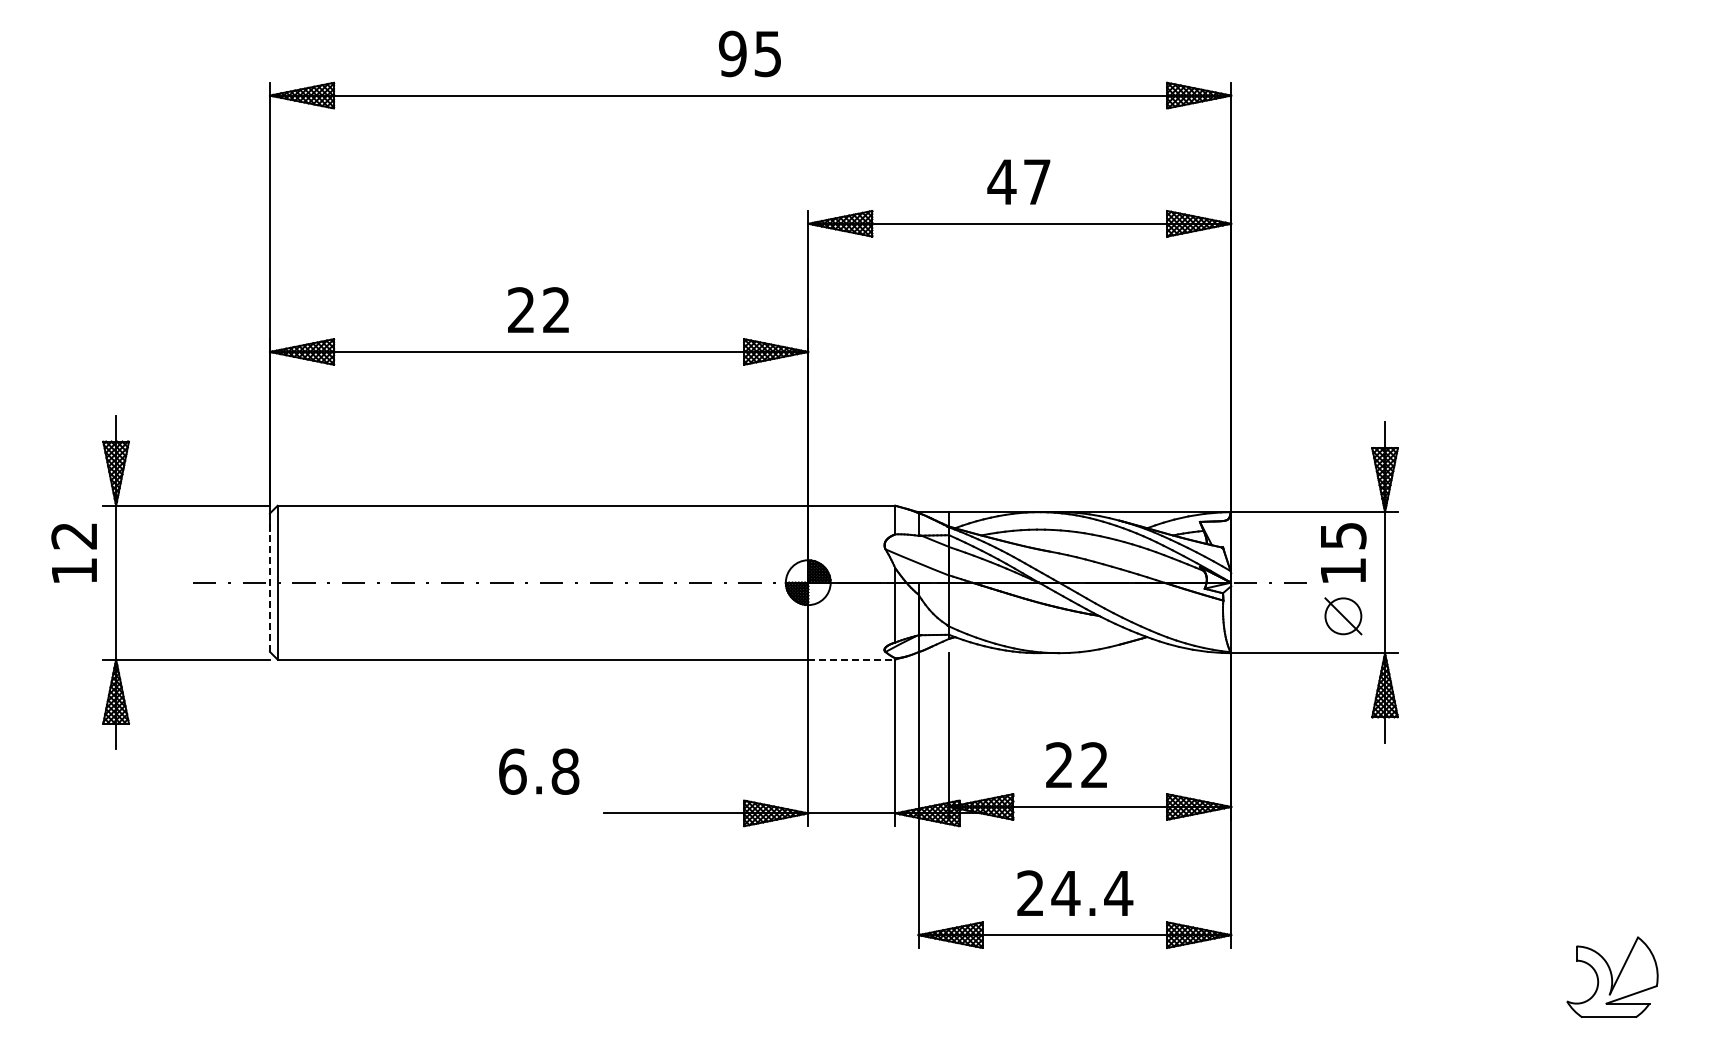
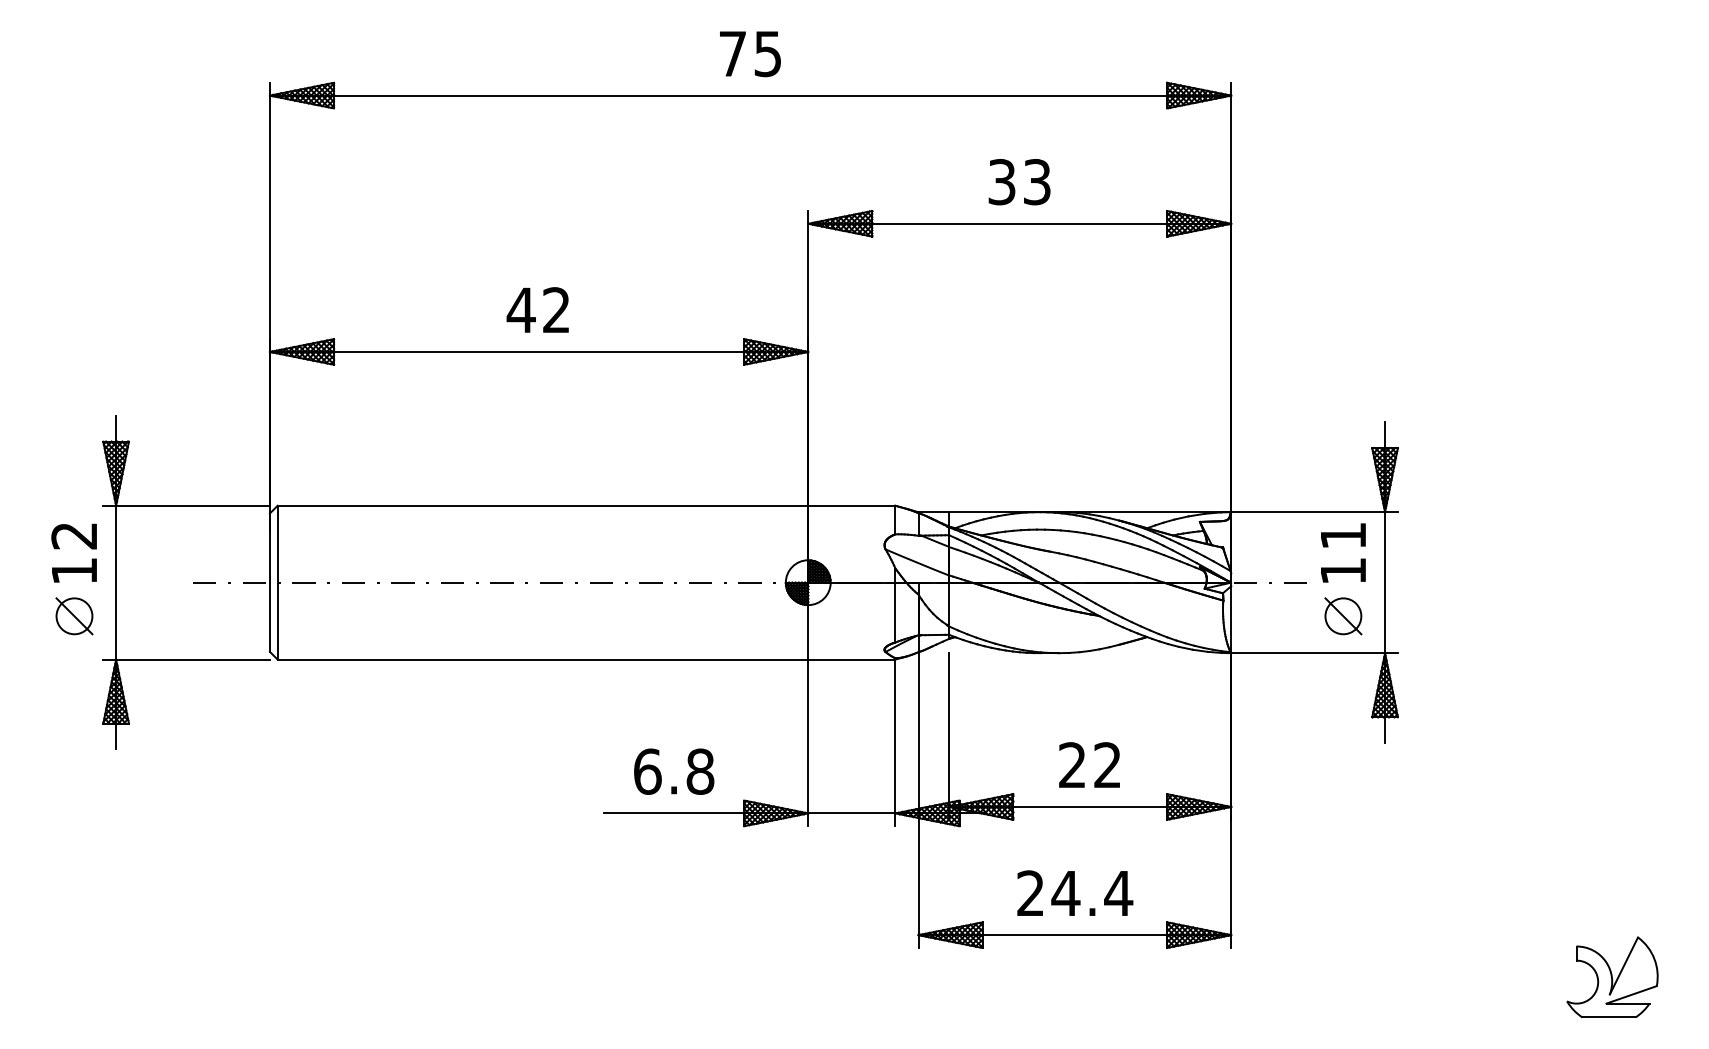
text: 95 -> 75 (732, 53)
text: 47 -> 33 (1018, 182)
text: 22 -> 42 (520, 309)
text: 15 -> 11 (1343, 536)
line: dashed -> solid (269, 583)
part: none -> present (74, 616)
line: dashed -> solid (851, 659)
text position: (1076, 764) -> (1089, 764) (1089, 764)
text position: (539, 771) -> (674, 771) (674, 771)
